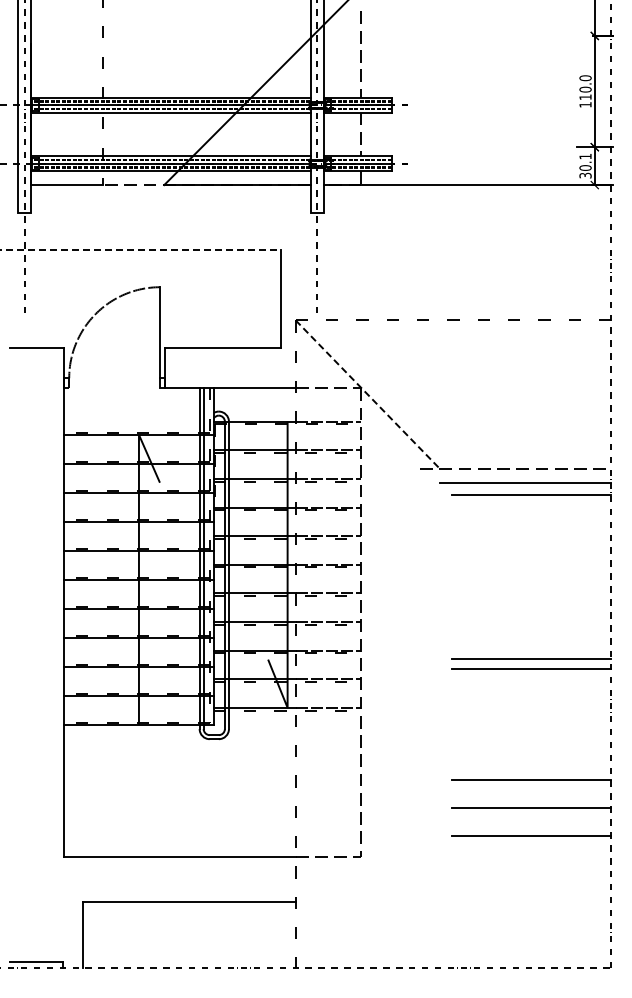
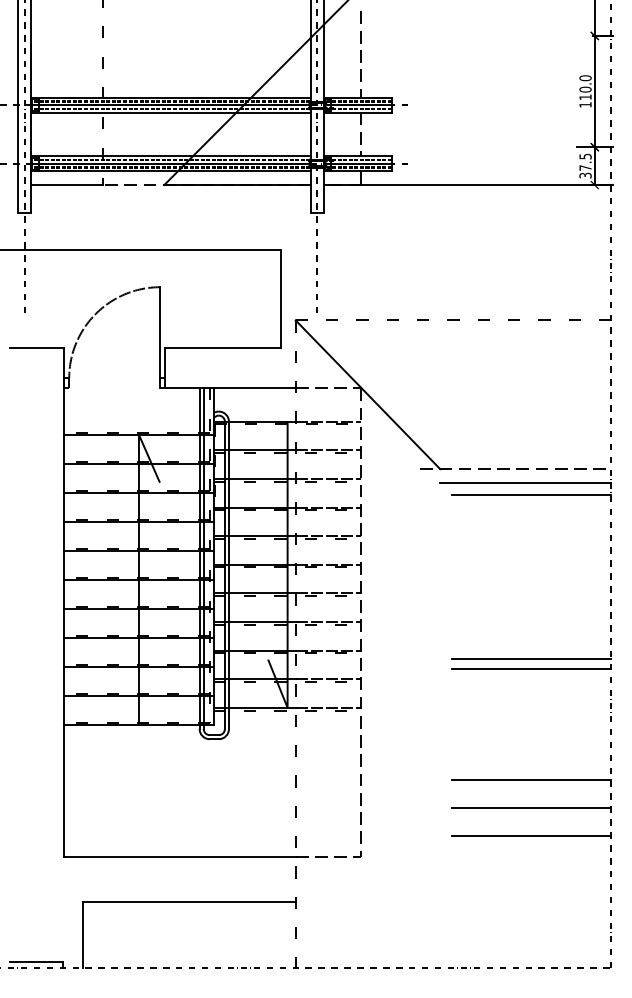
text: 30.1 -> 37.5 (585, 161)
line: dashed -> solid (140, 249)
line: dashed -> solid (367, 394)
